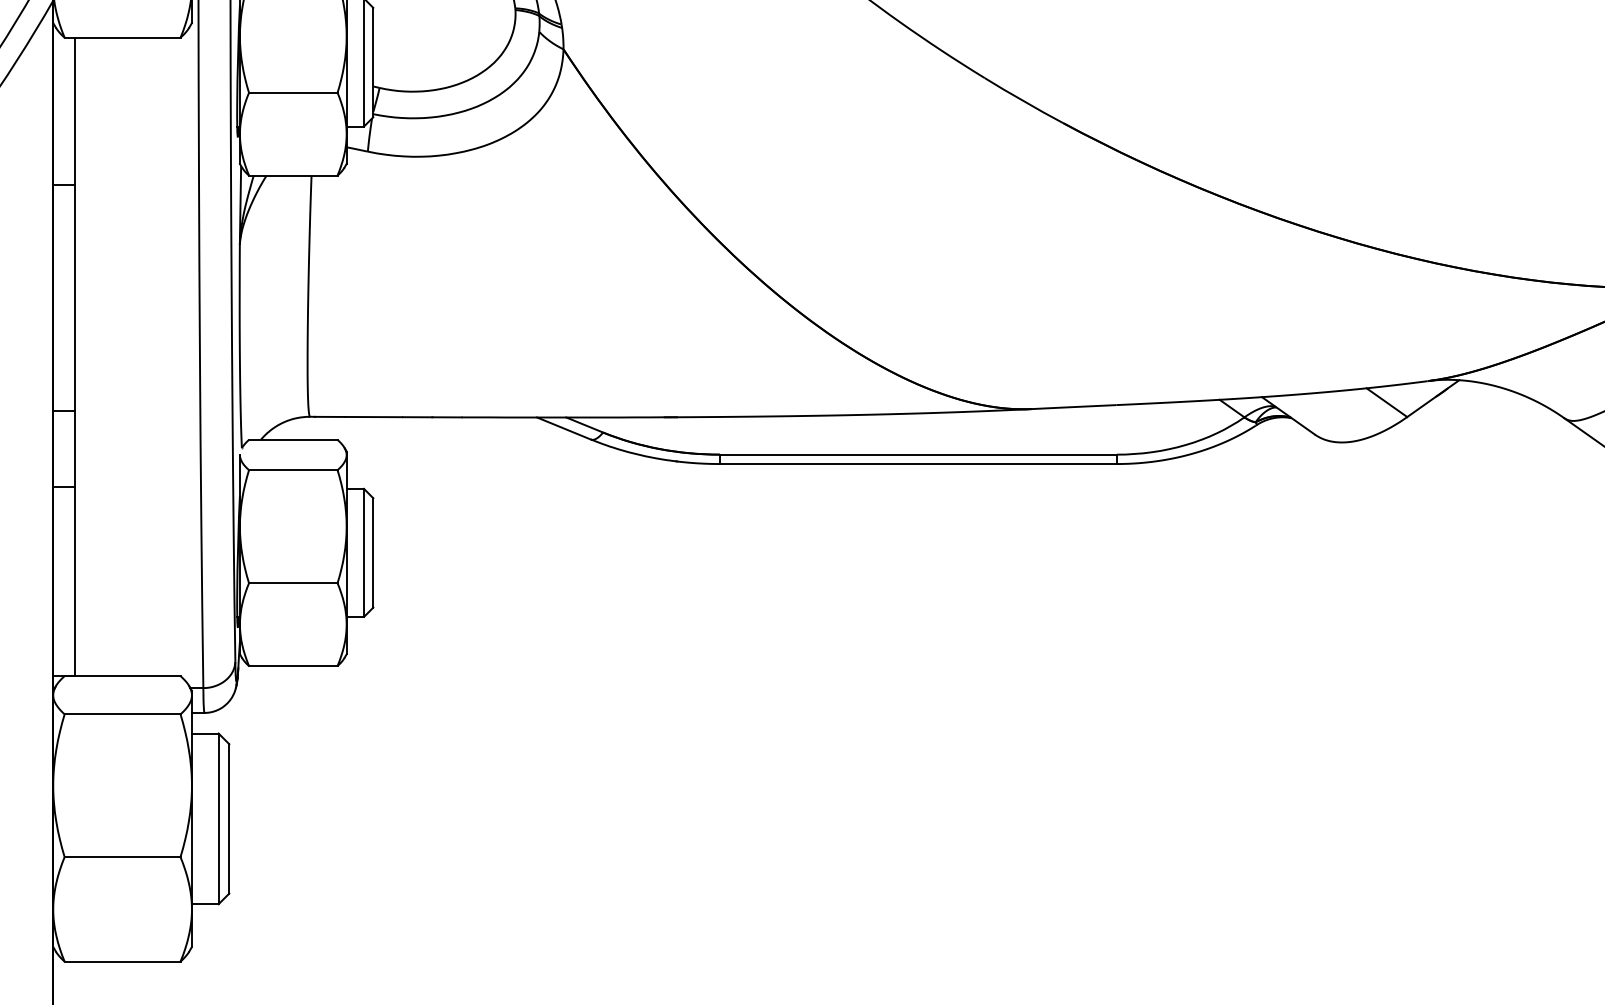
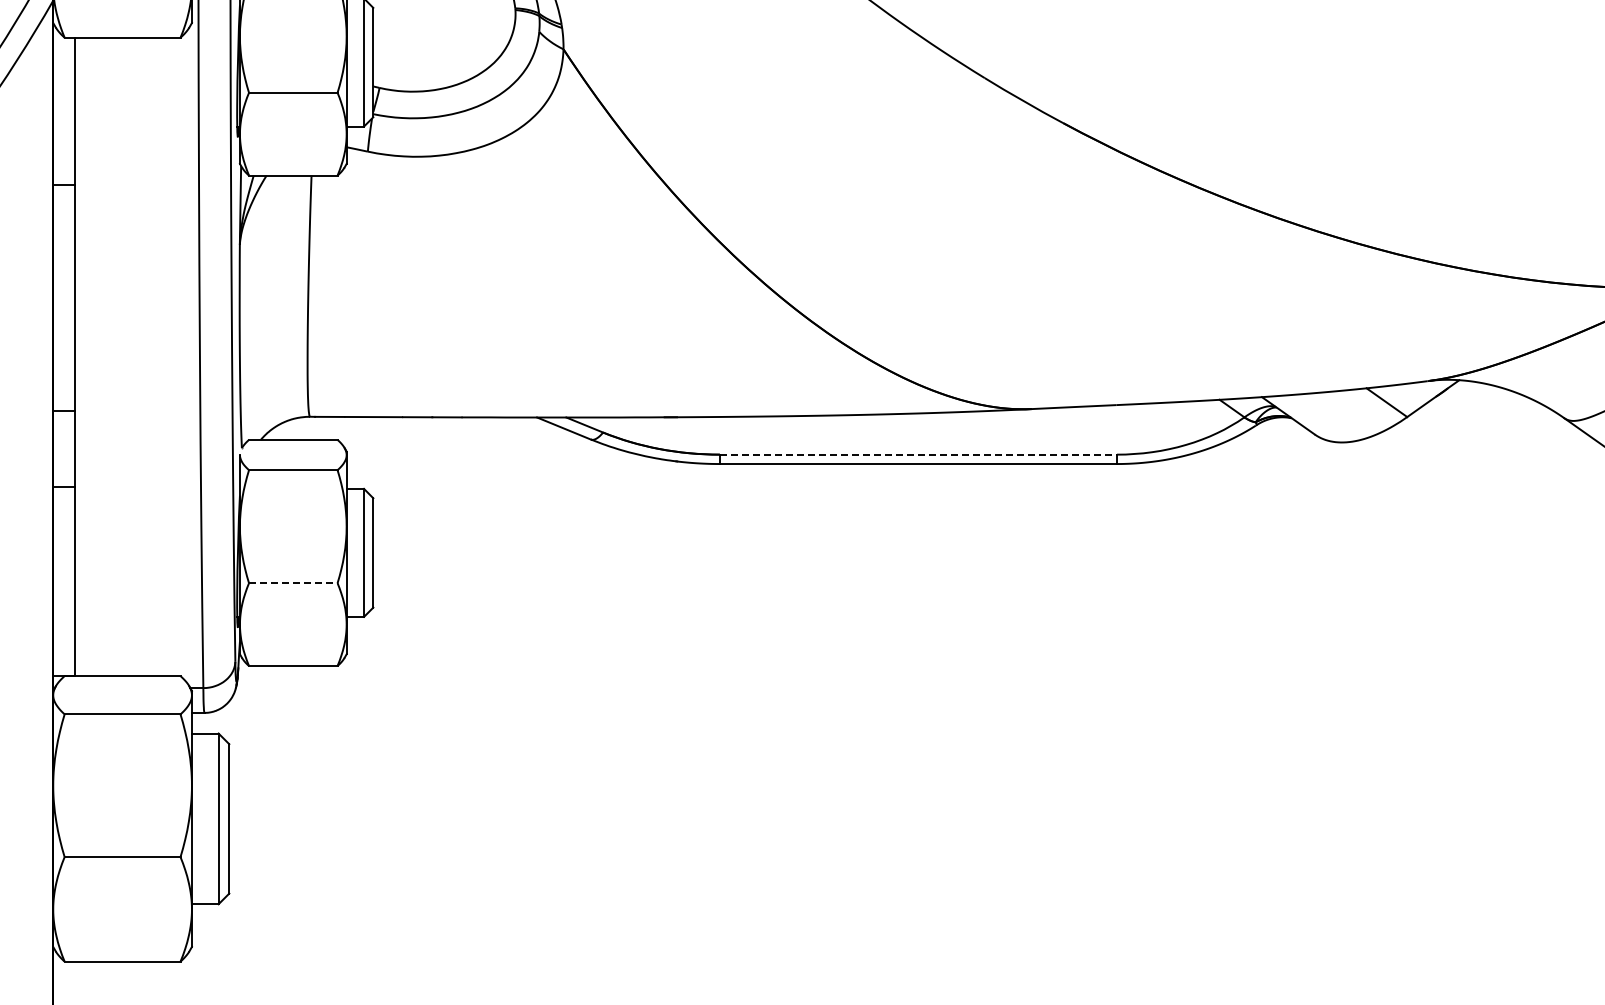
line: solid -> dashed (918, 454)
line: solid -> dashed (293, 583)
